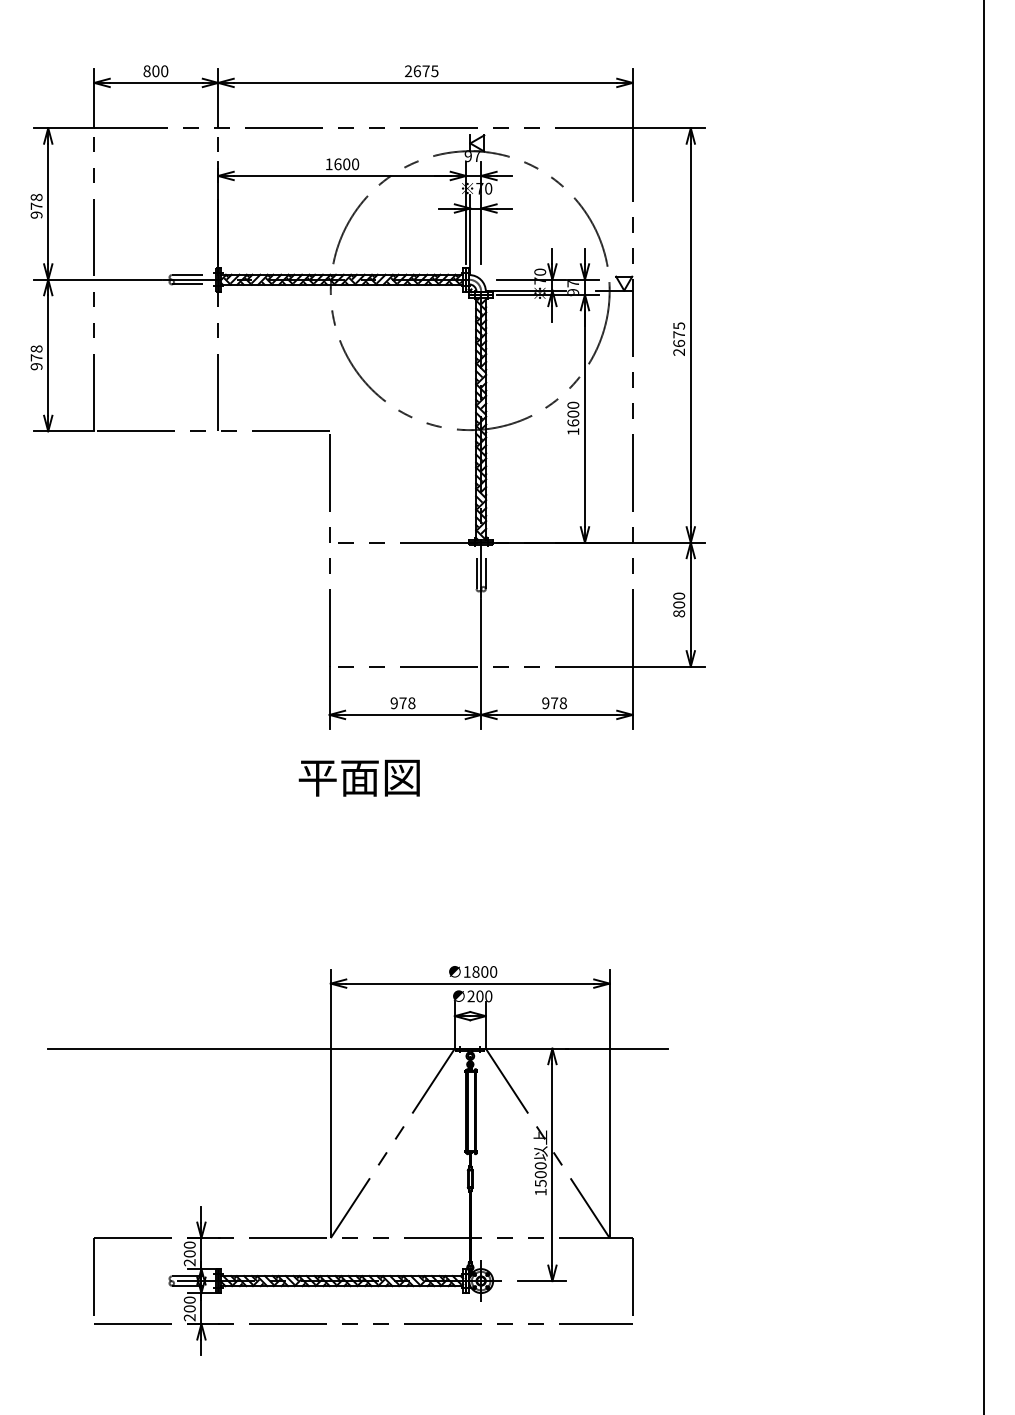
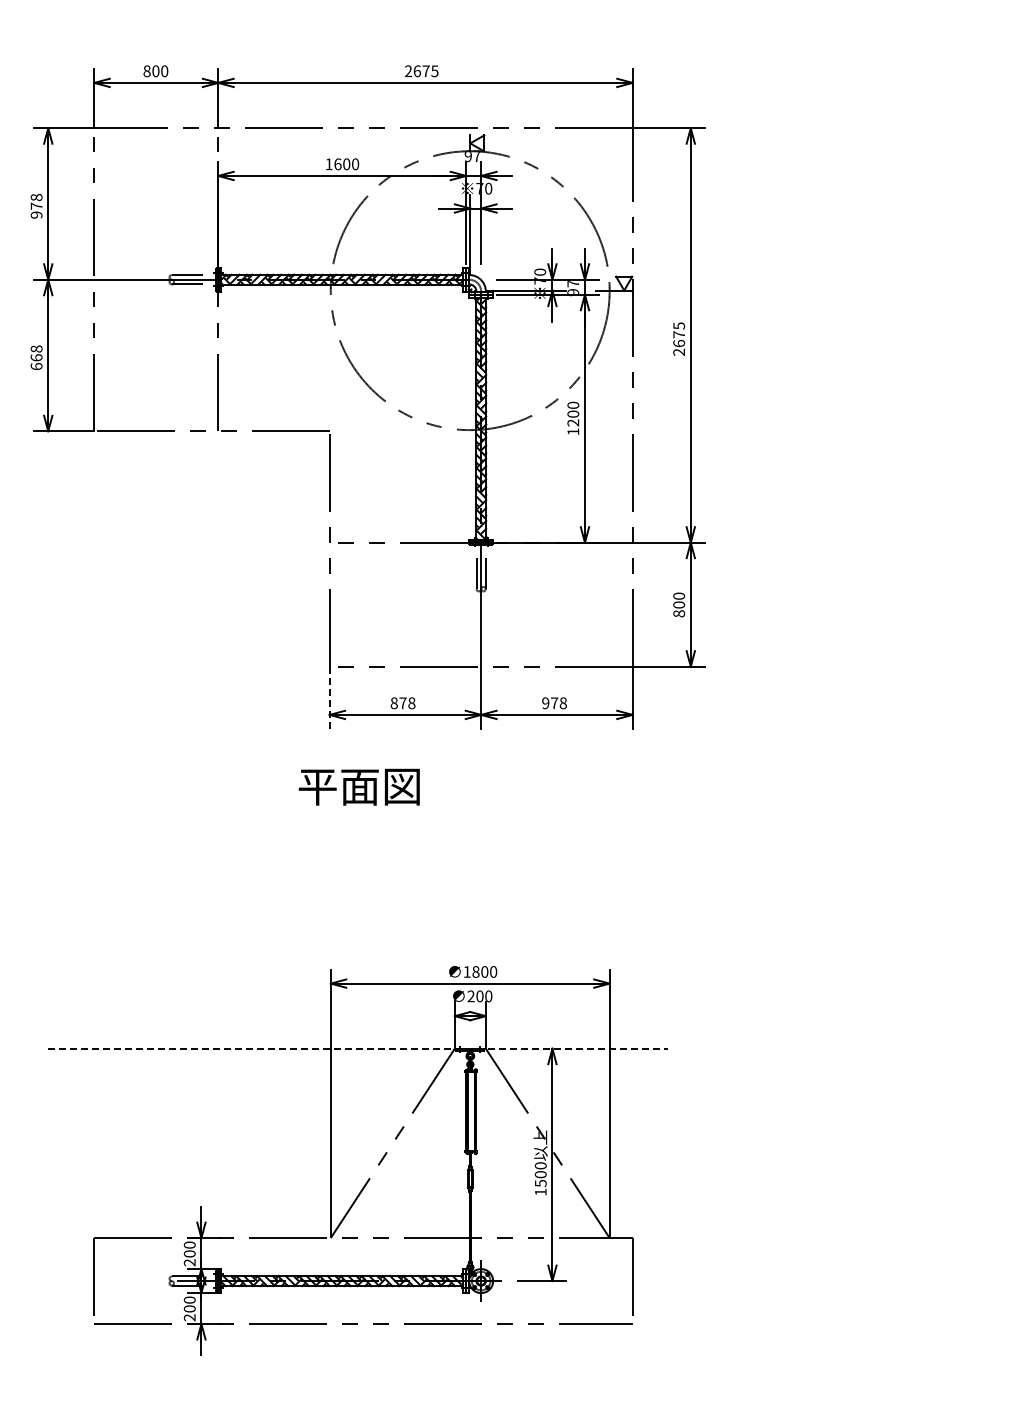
text: 978 -> 668 (36, 362)
text: 1600 -> 1200 (573, 422)
line: solid -> dashed (329, 698)
text: 978 -> 878 (393, 703)
line: present -> none (984, 706)
text position: (358, 777) -> (358, 786) (358, 786)
line: solid -> dashed (357, 1048)
